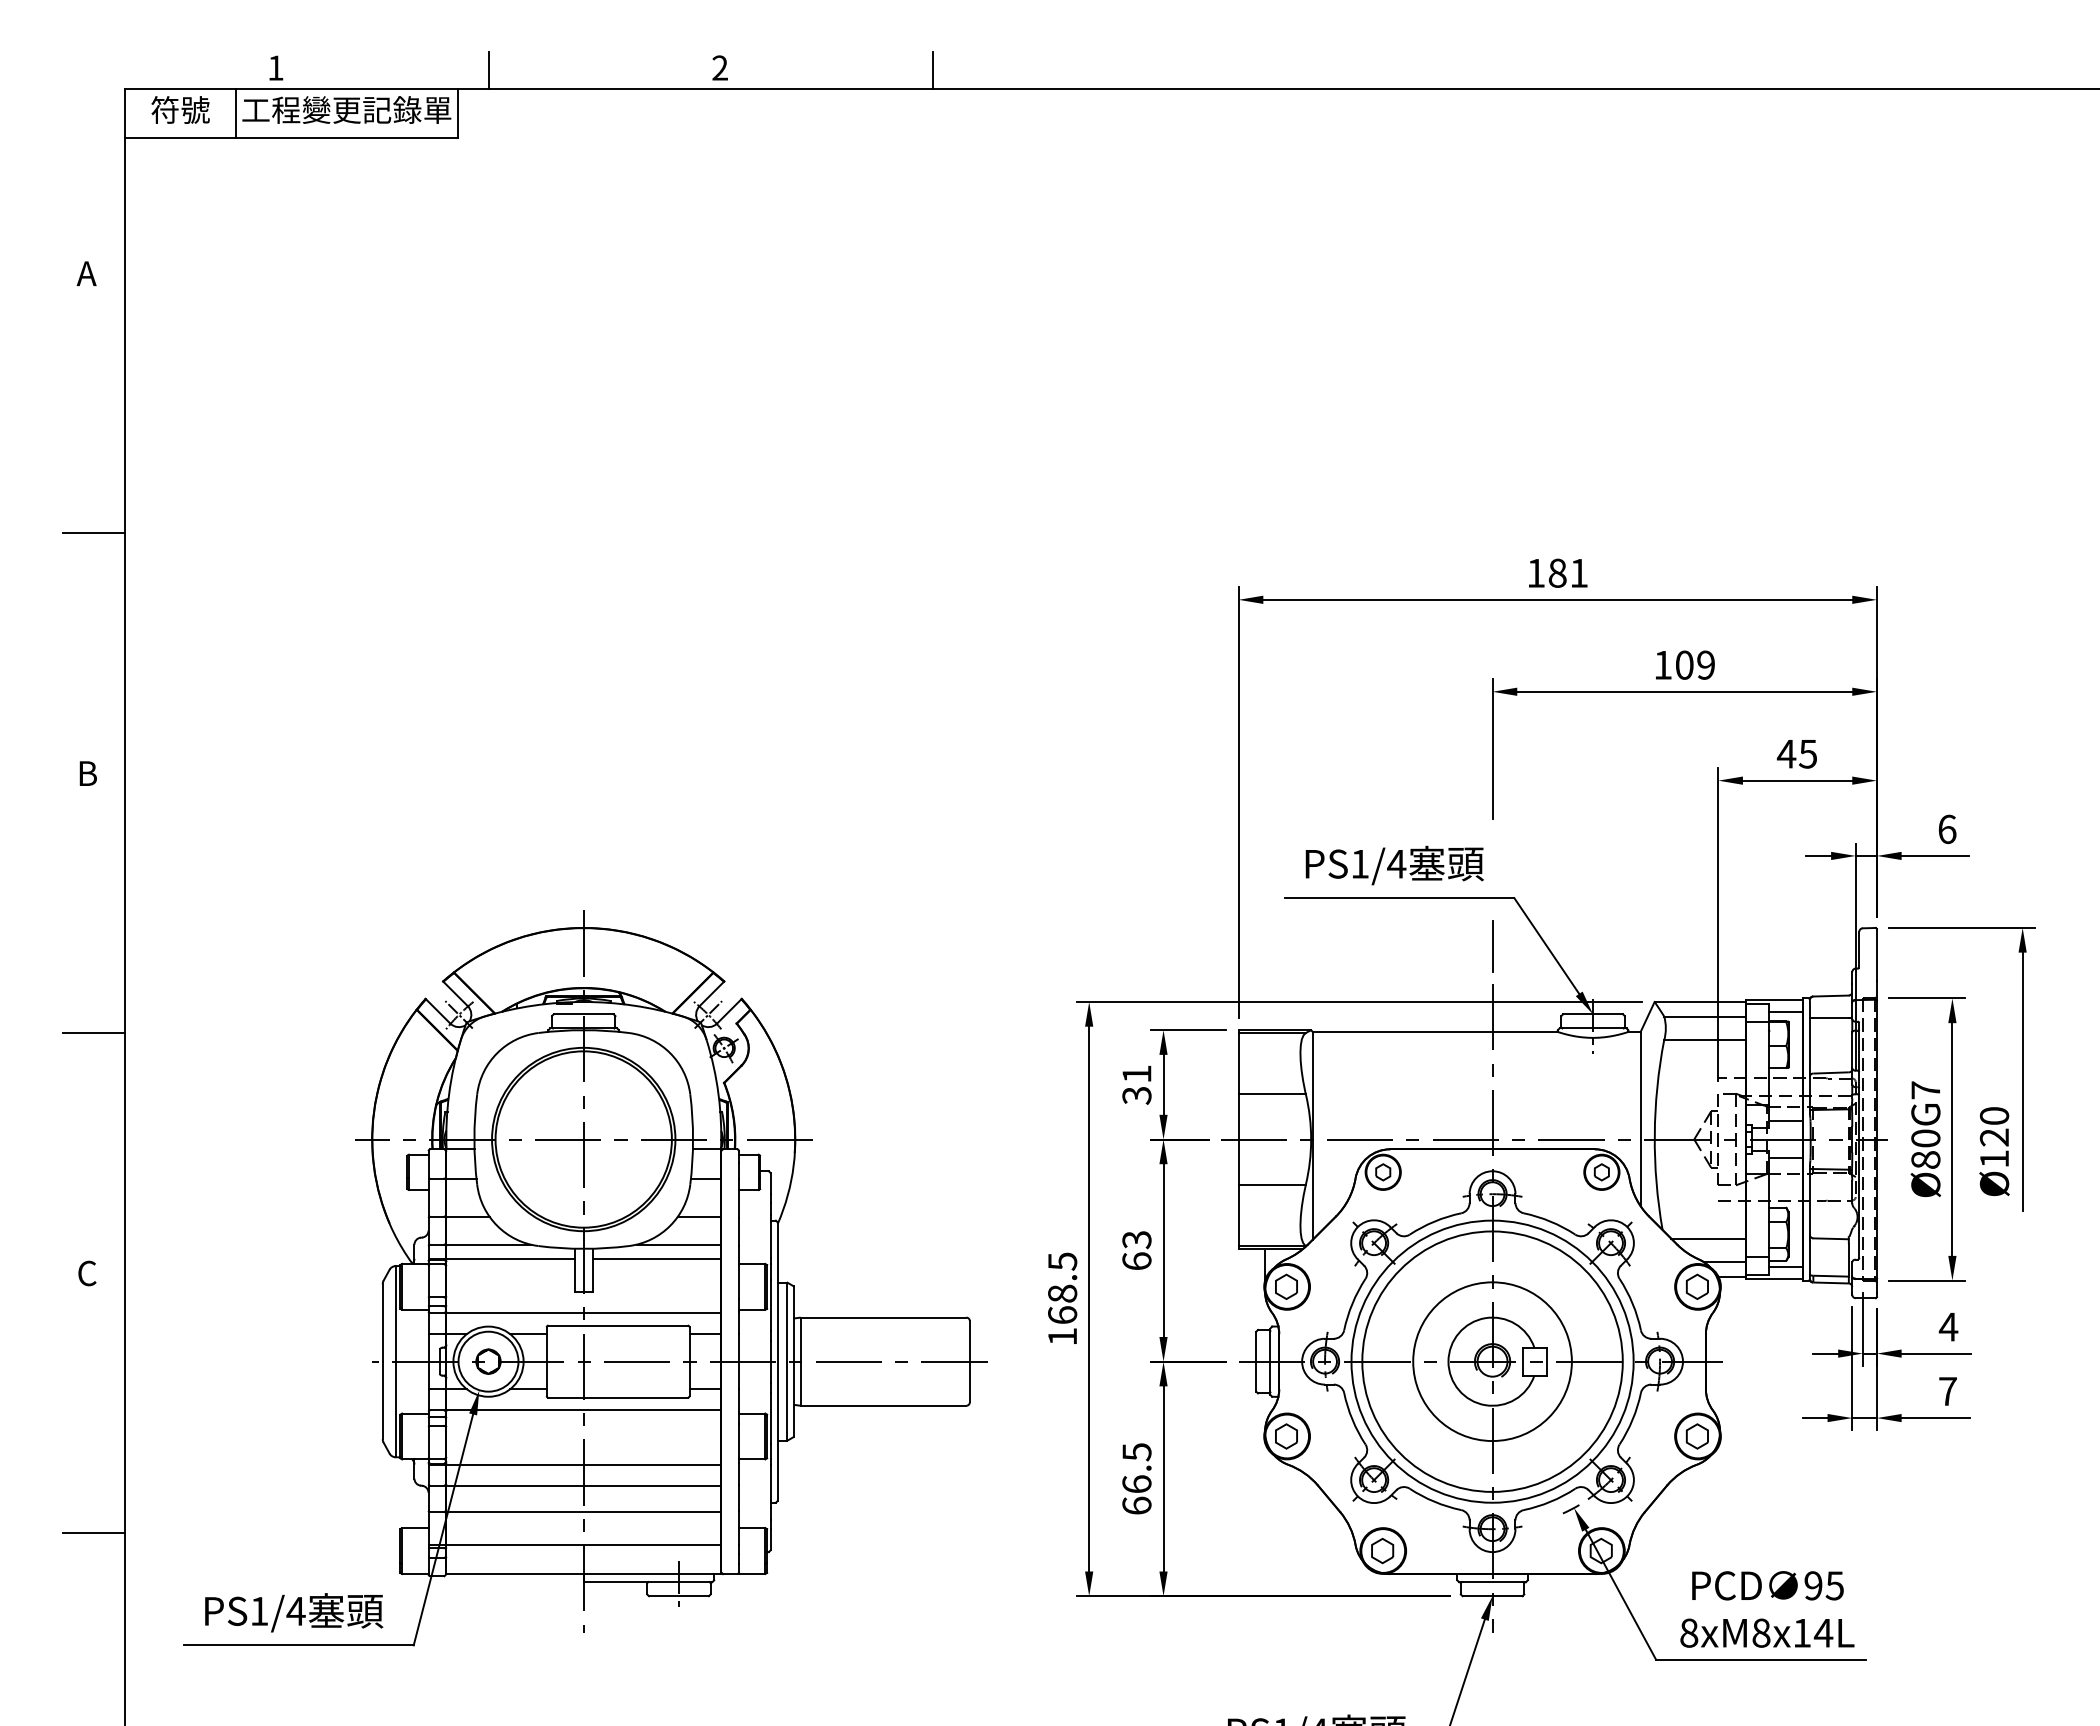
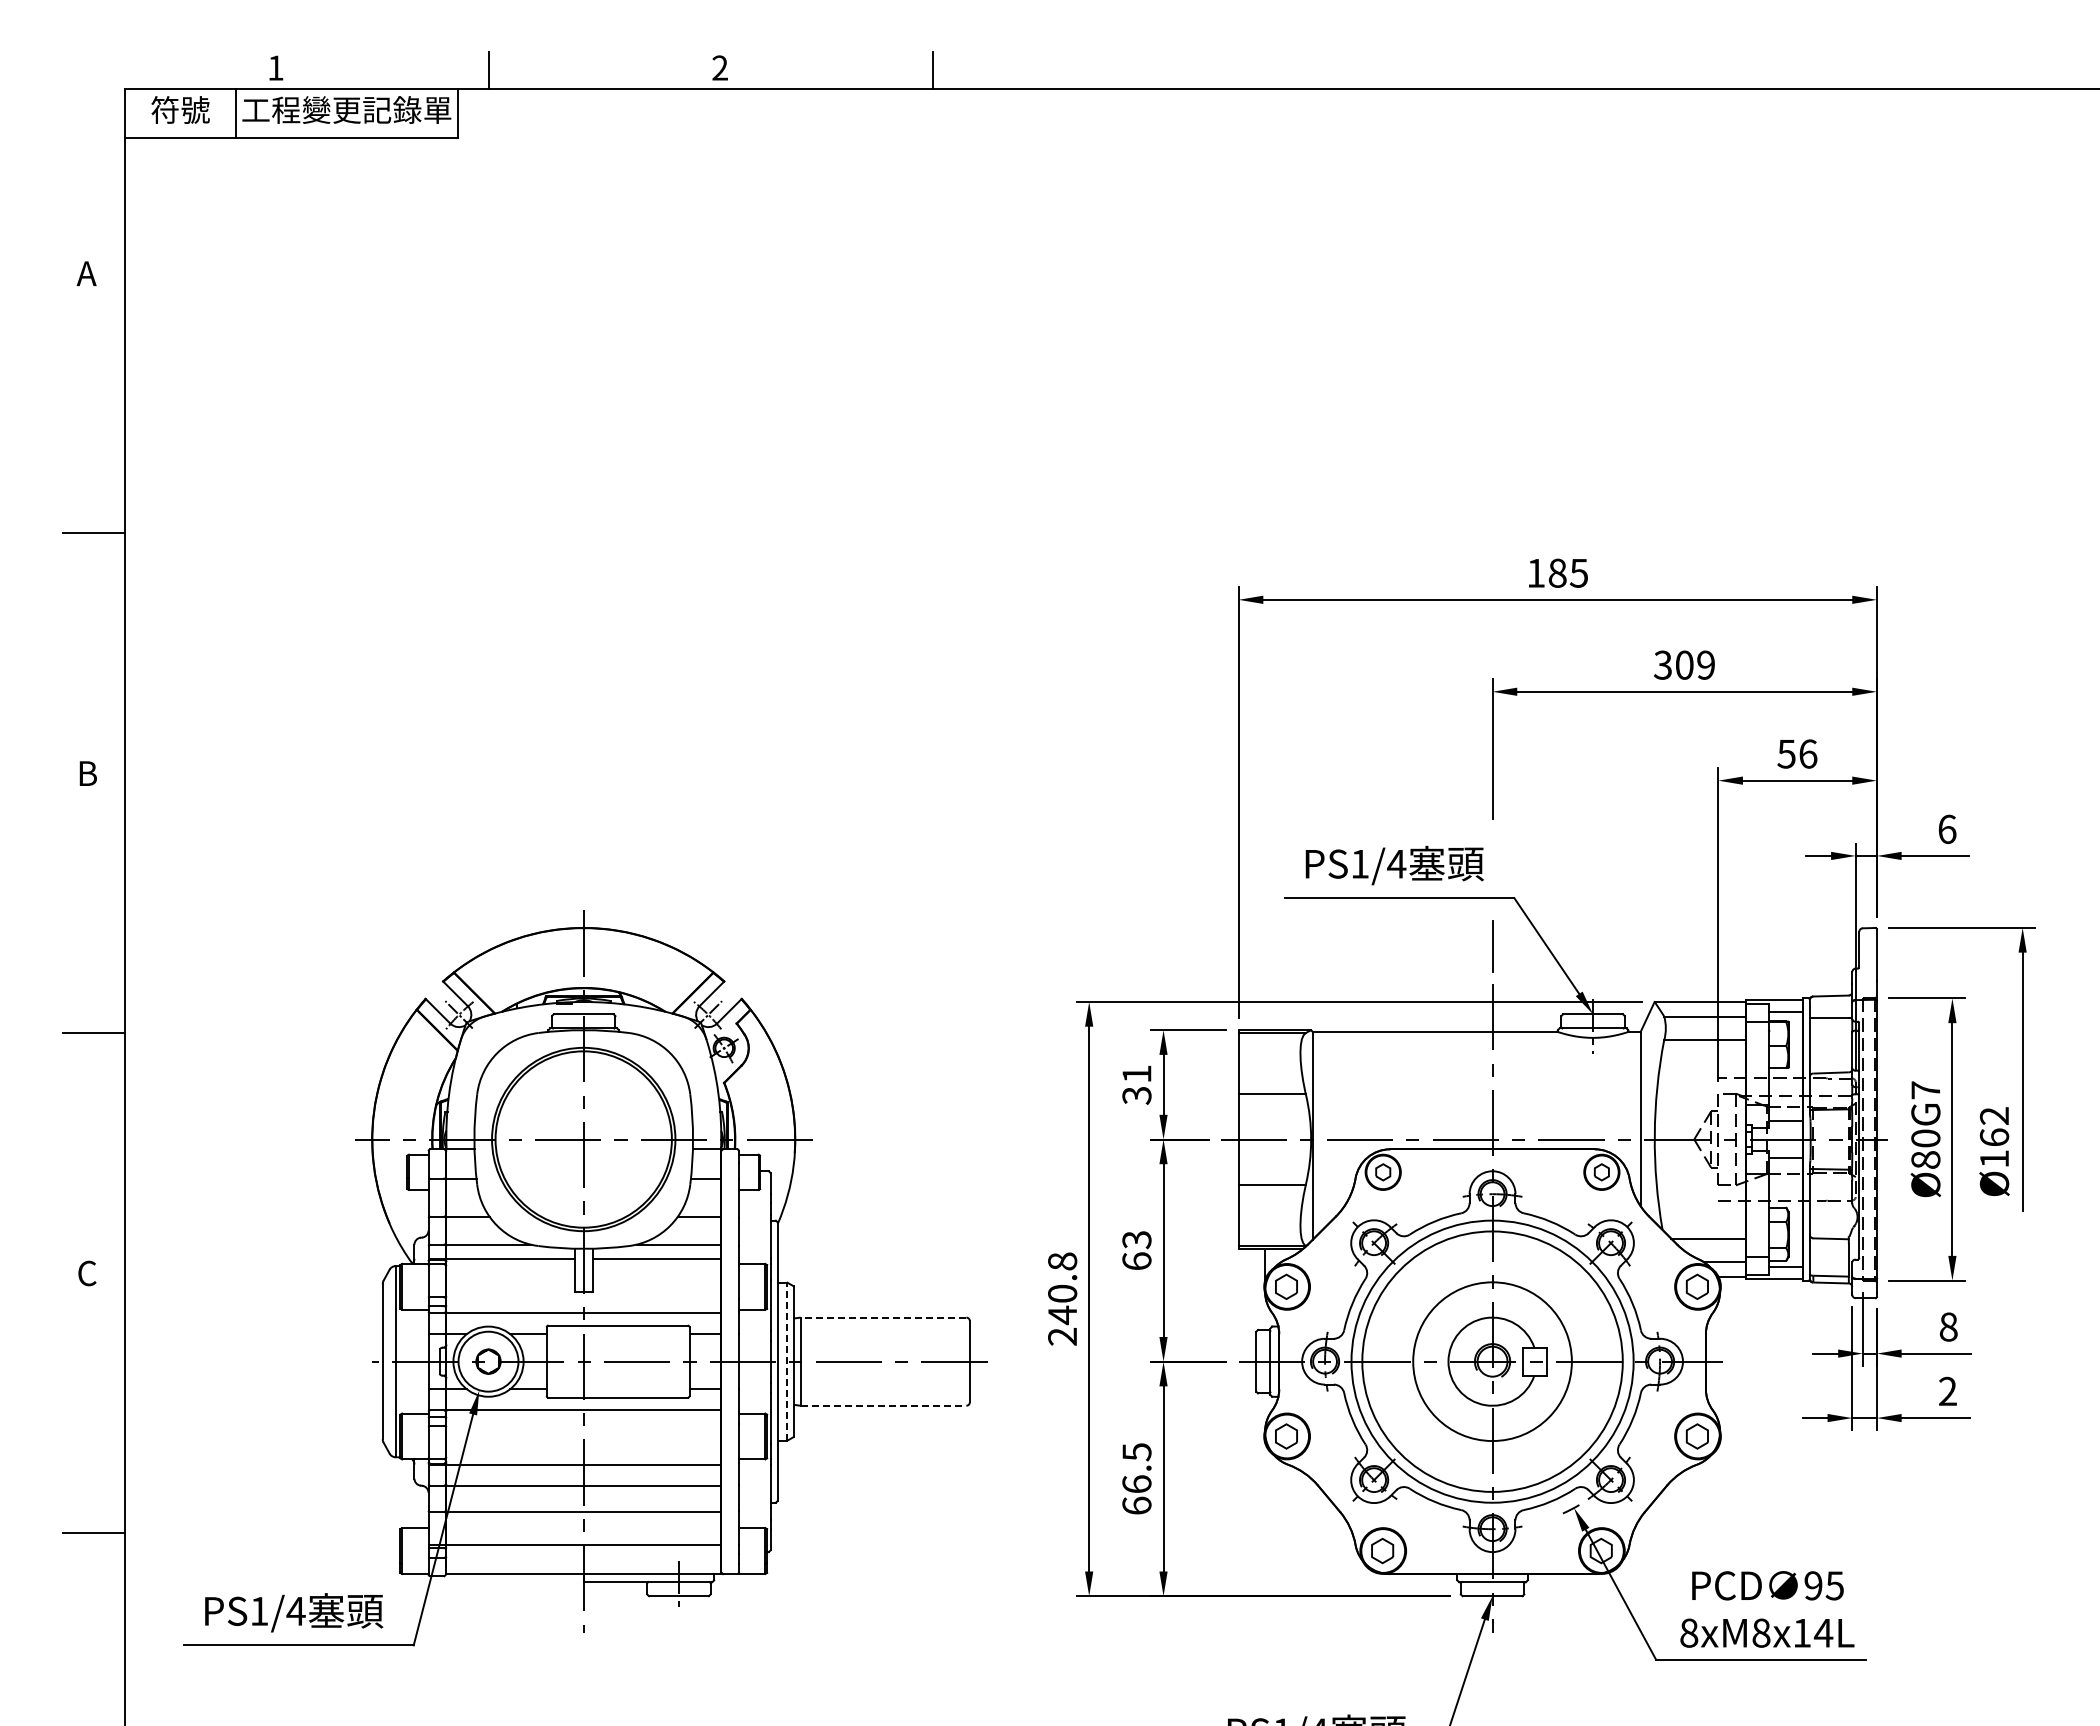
text: 181 -> 185 (1578, 573)
text: 109 -> 309 (1662, 664)
text: 45 -> 56 (1796, 753)
text: Ø120 -> Ø162 (1994, 1126)
text: 168.5 -> 240.8 (1062, 1298)
line: solid -> dashed (883, 1317)
text: 4 -> 8 (1948, 1326)
line: solid -> dashed (787, 1361)
text: 7 -> 2 (1947, 1390)
line: solid -> dashed (883, 1405)
